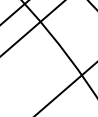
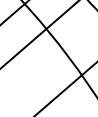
line position: (32, 28) -> (39, 34) (39, 34)
